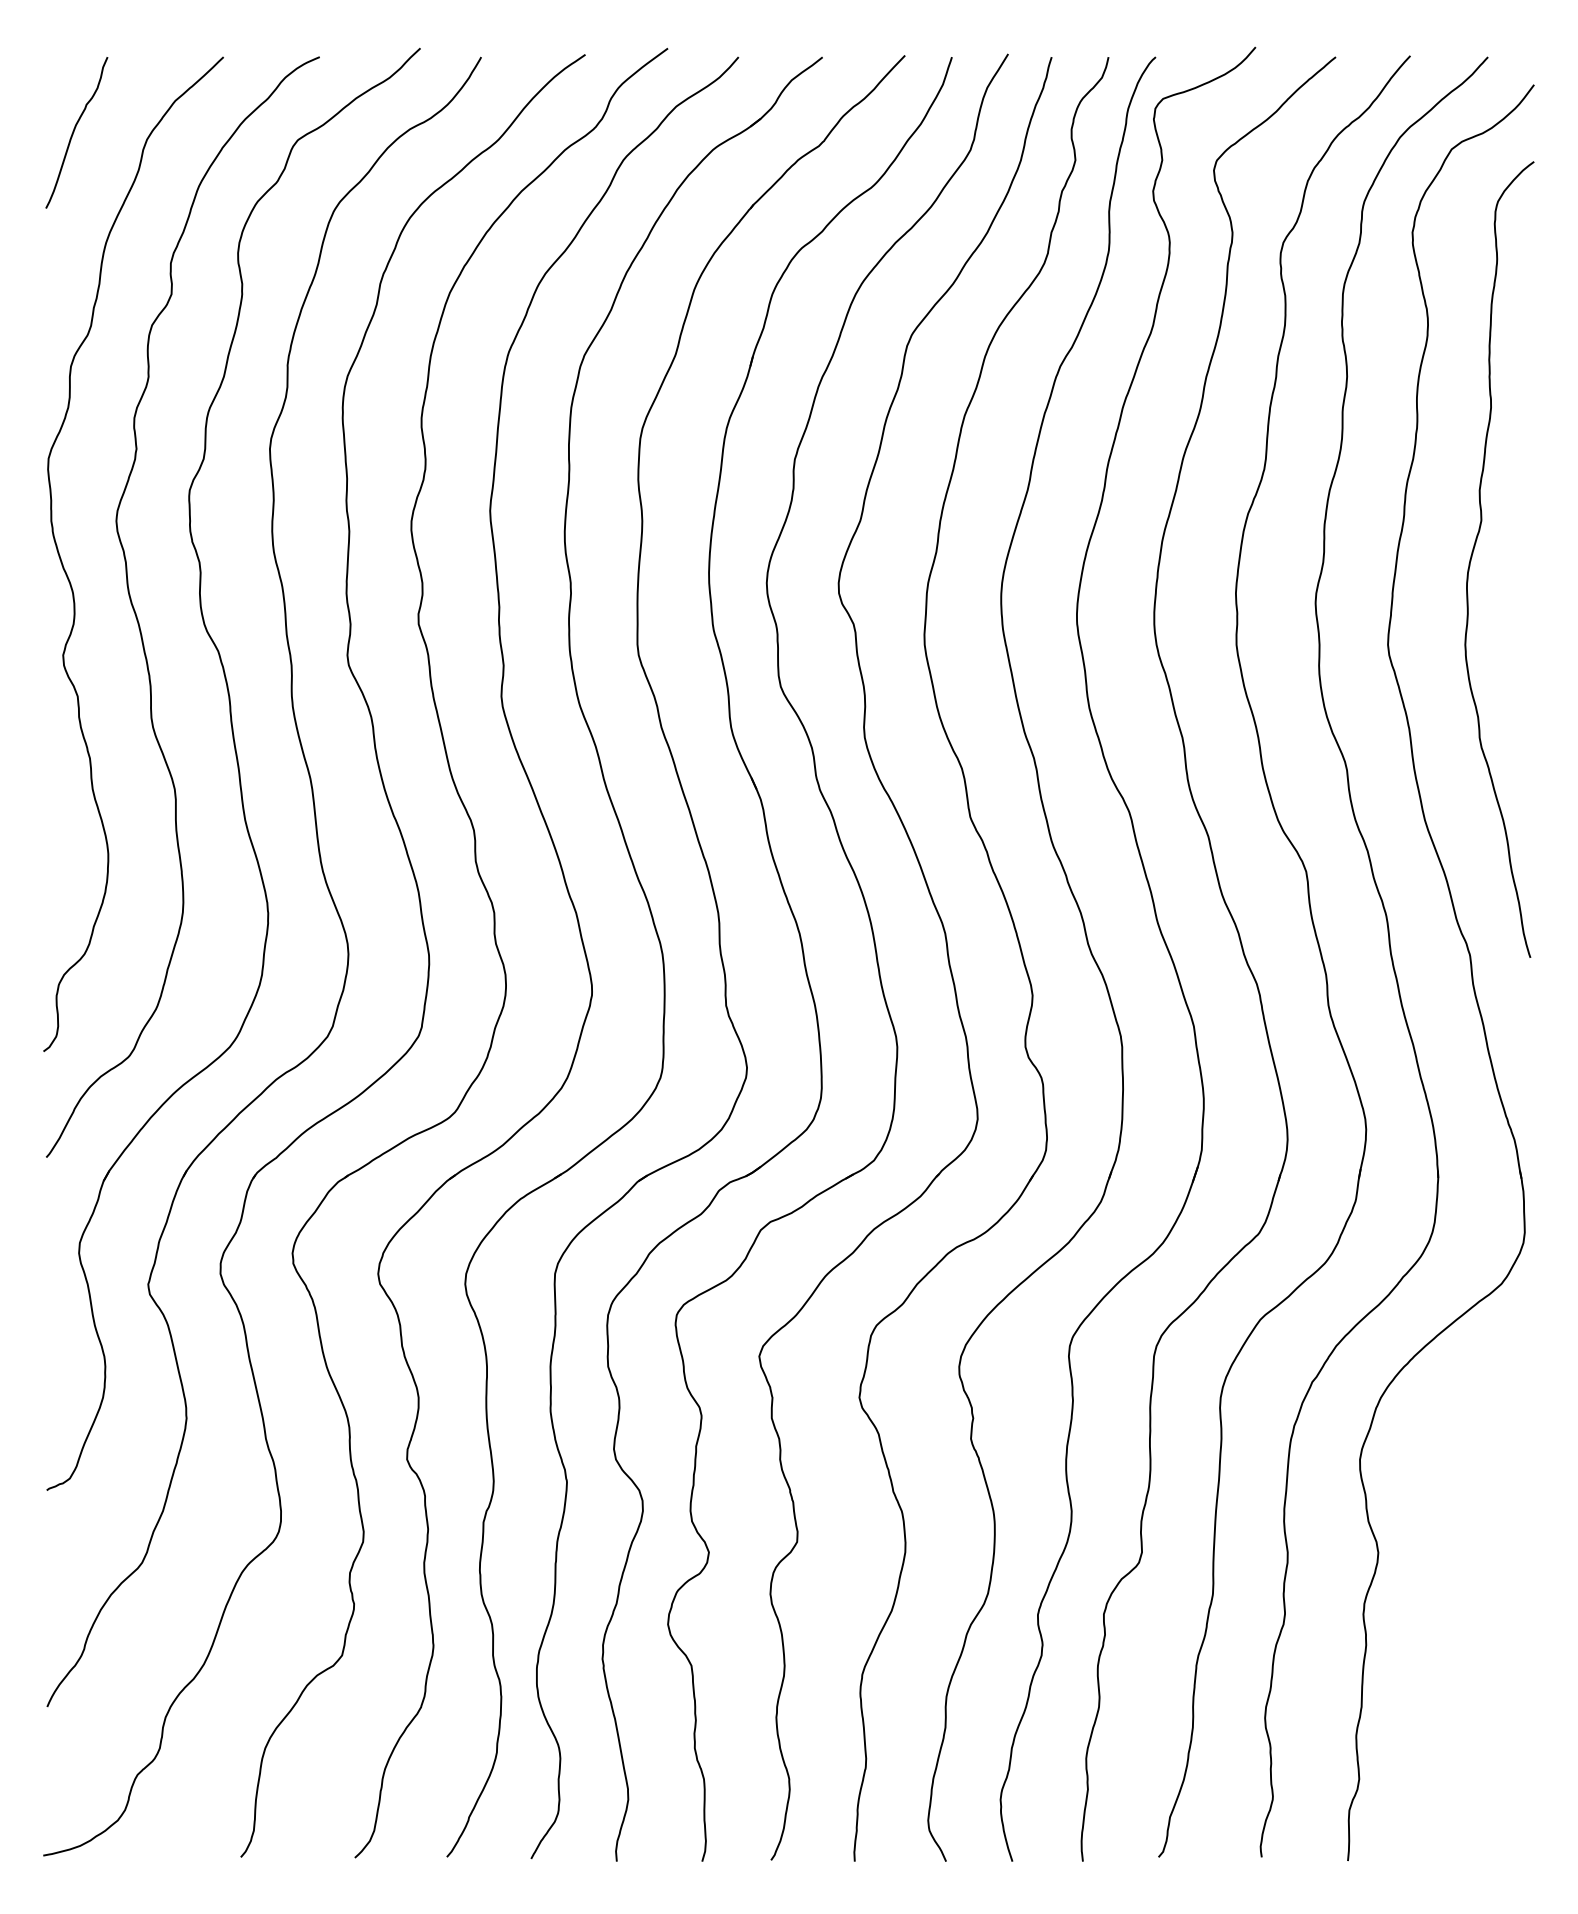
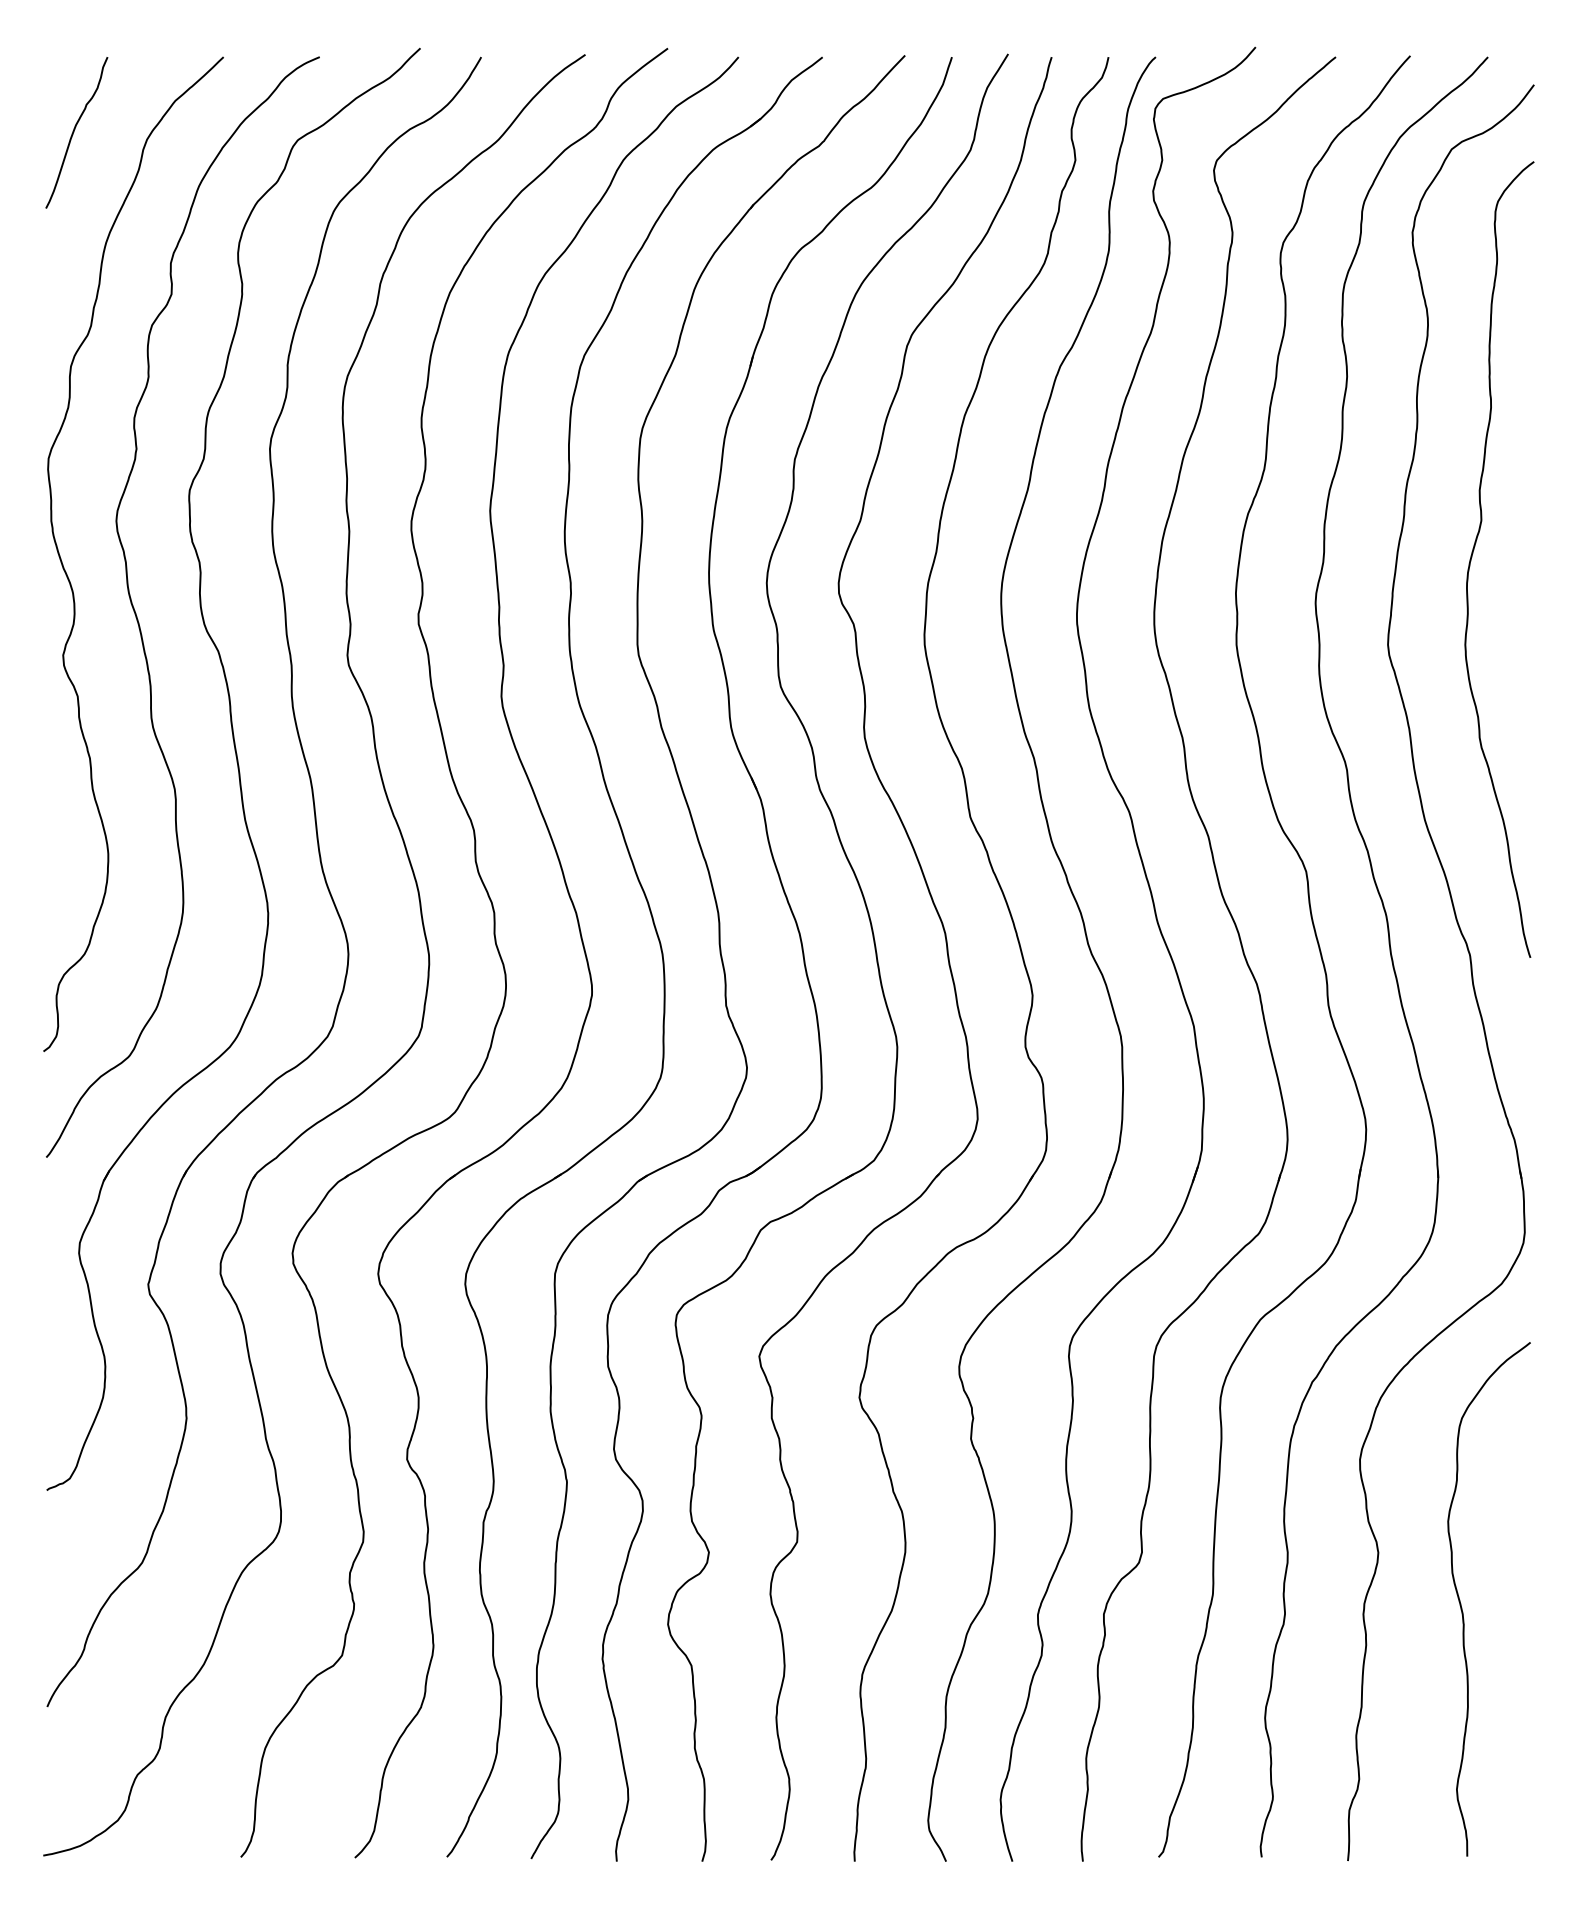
curve: none -> present (1462, 1607)
